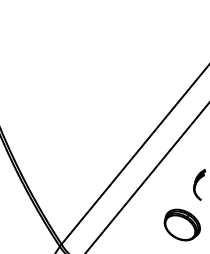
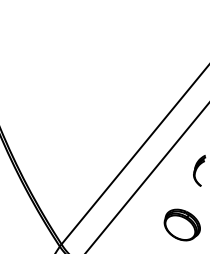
part position: (199, 184) -> (199, 170) (199, 170)
